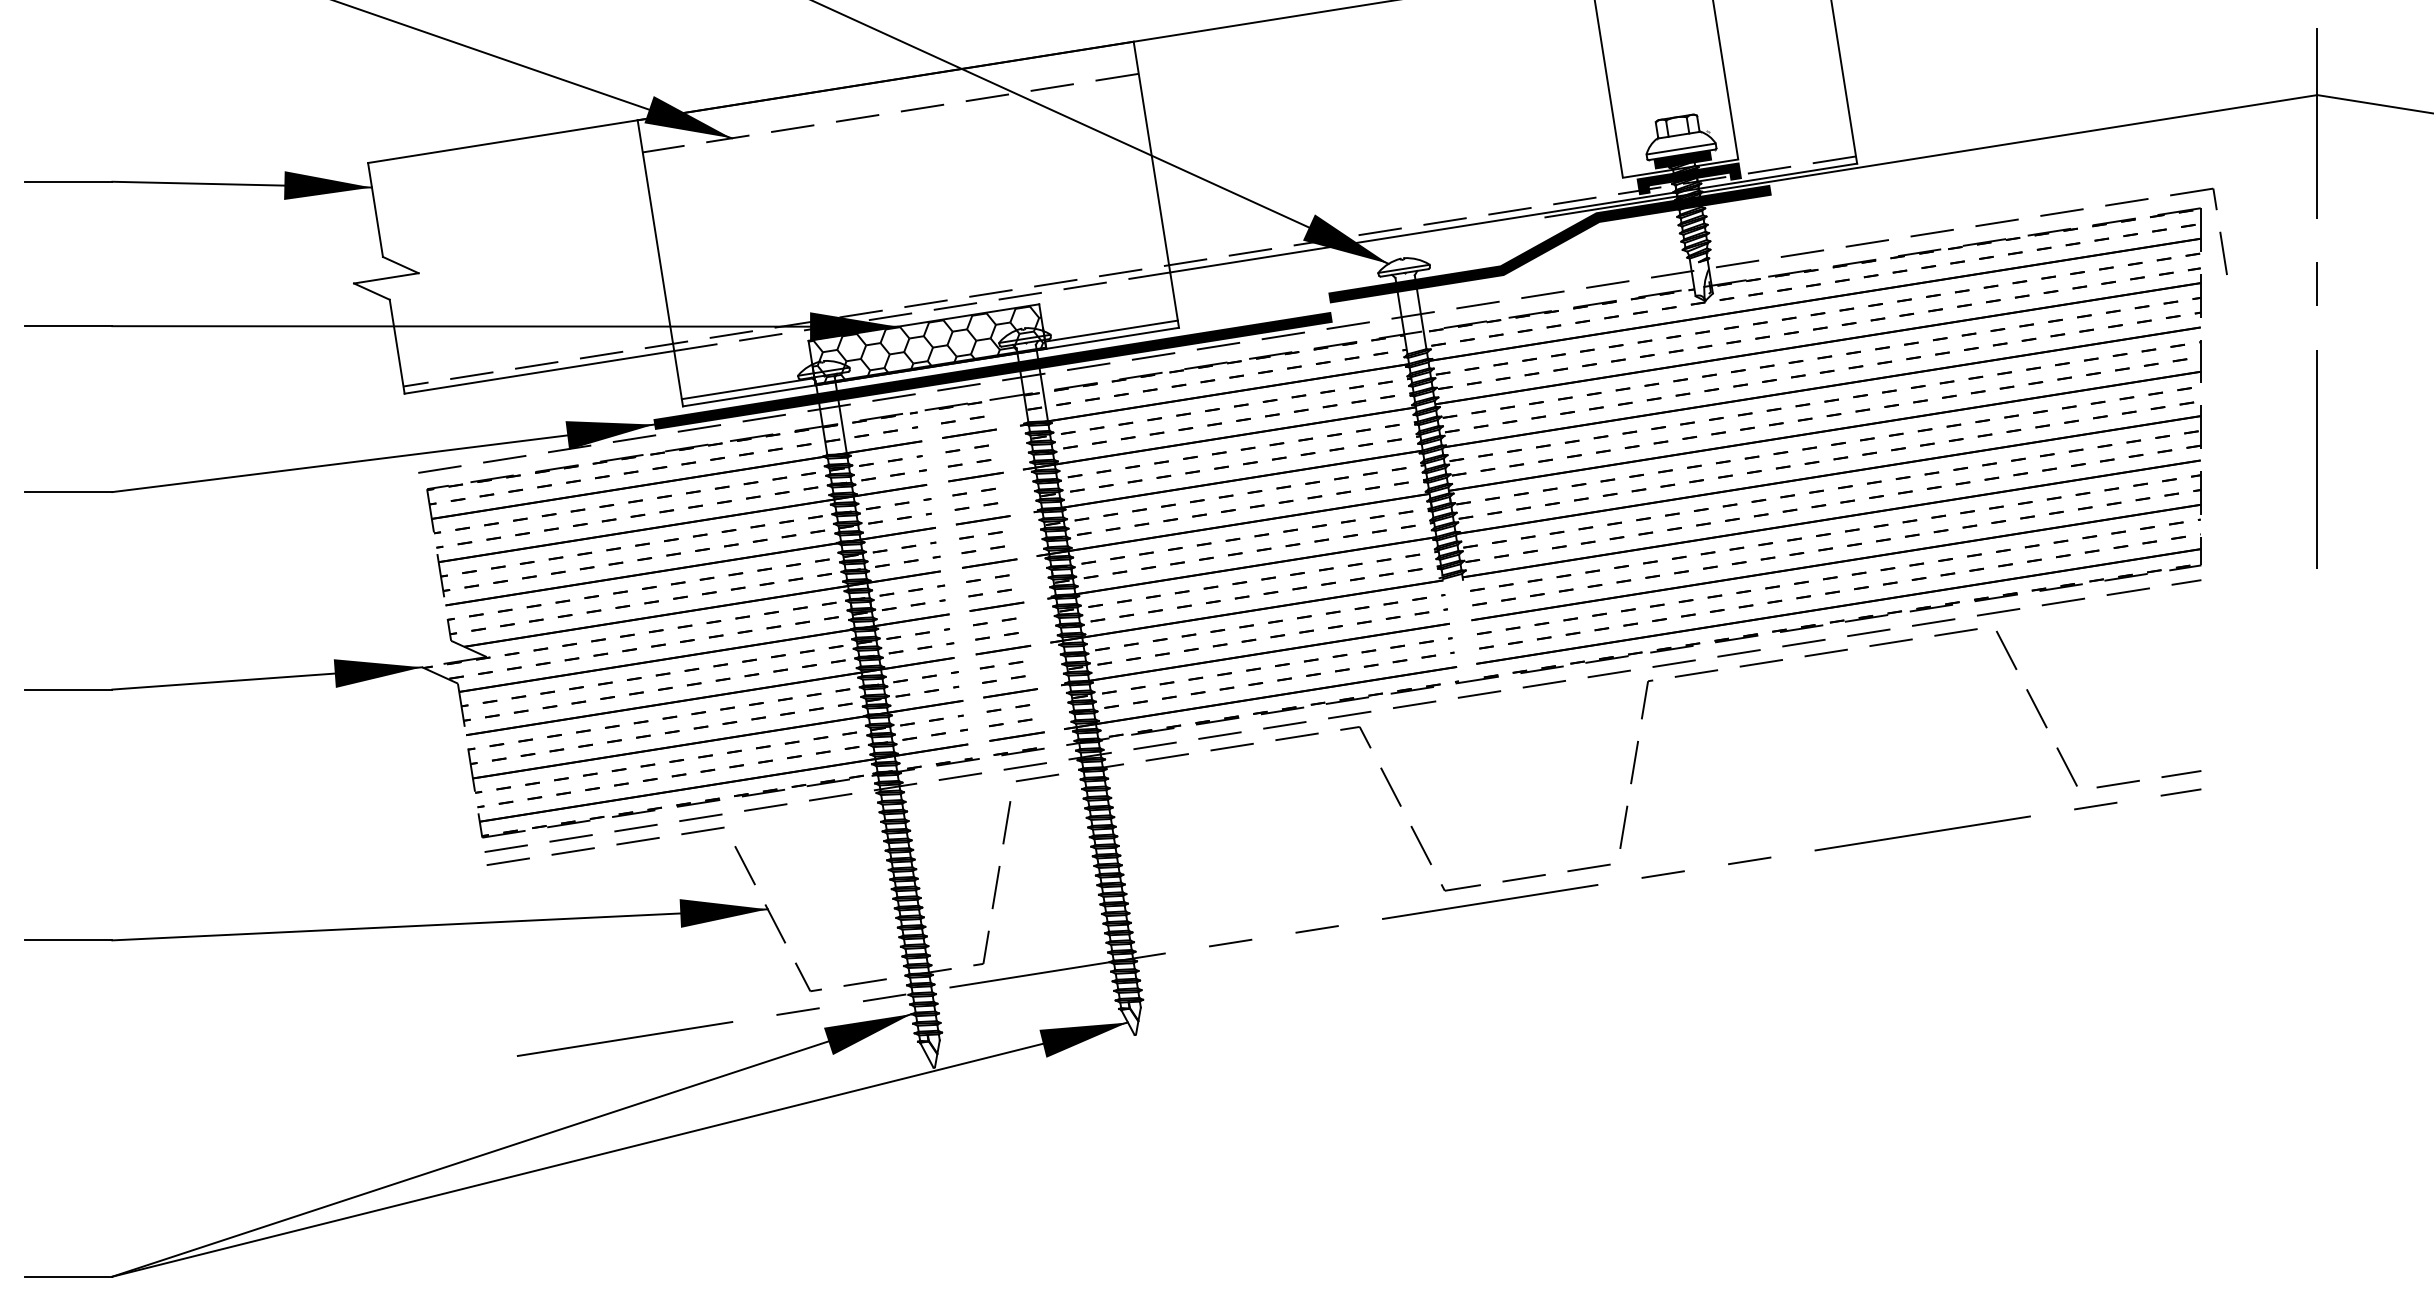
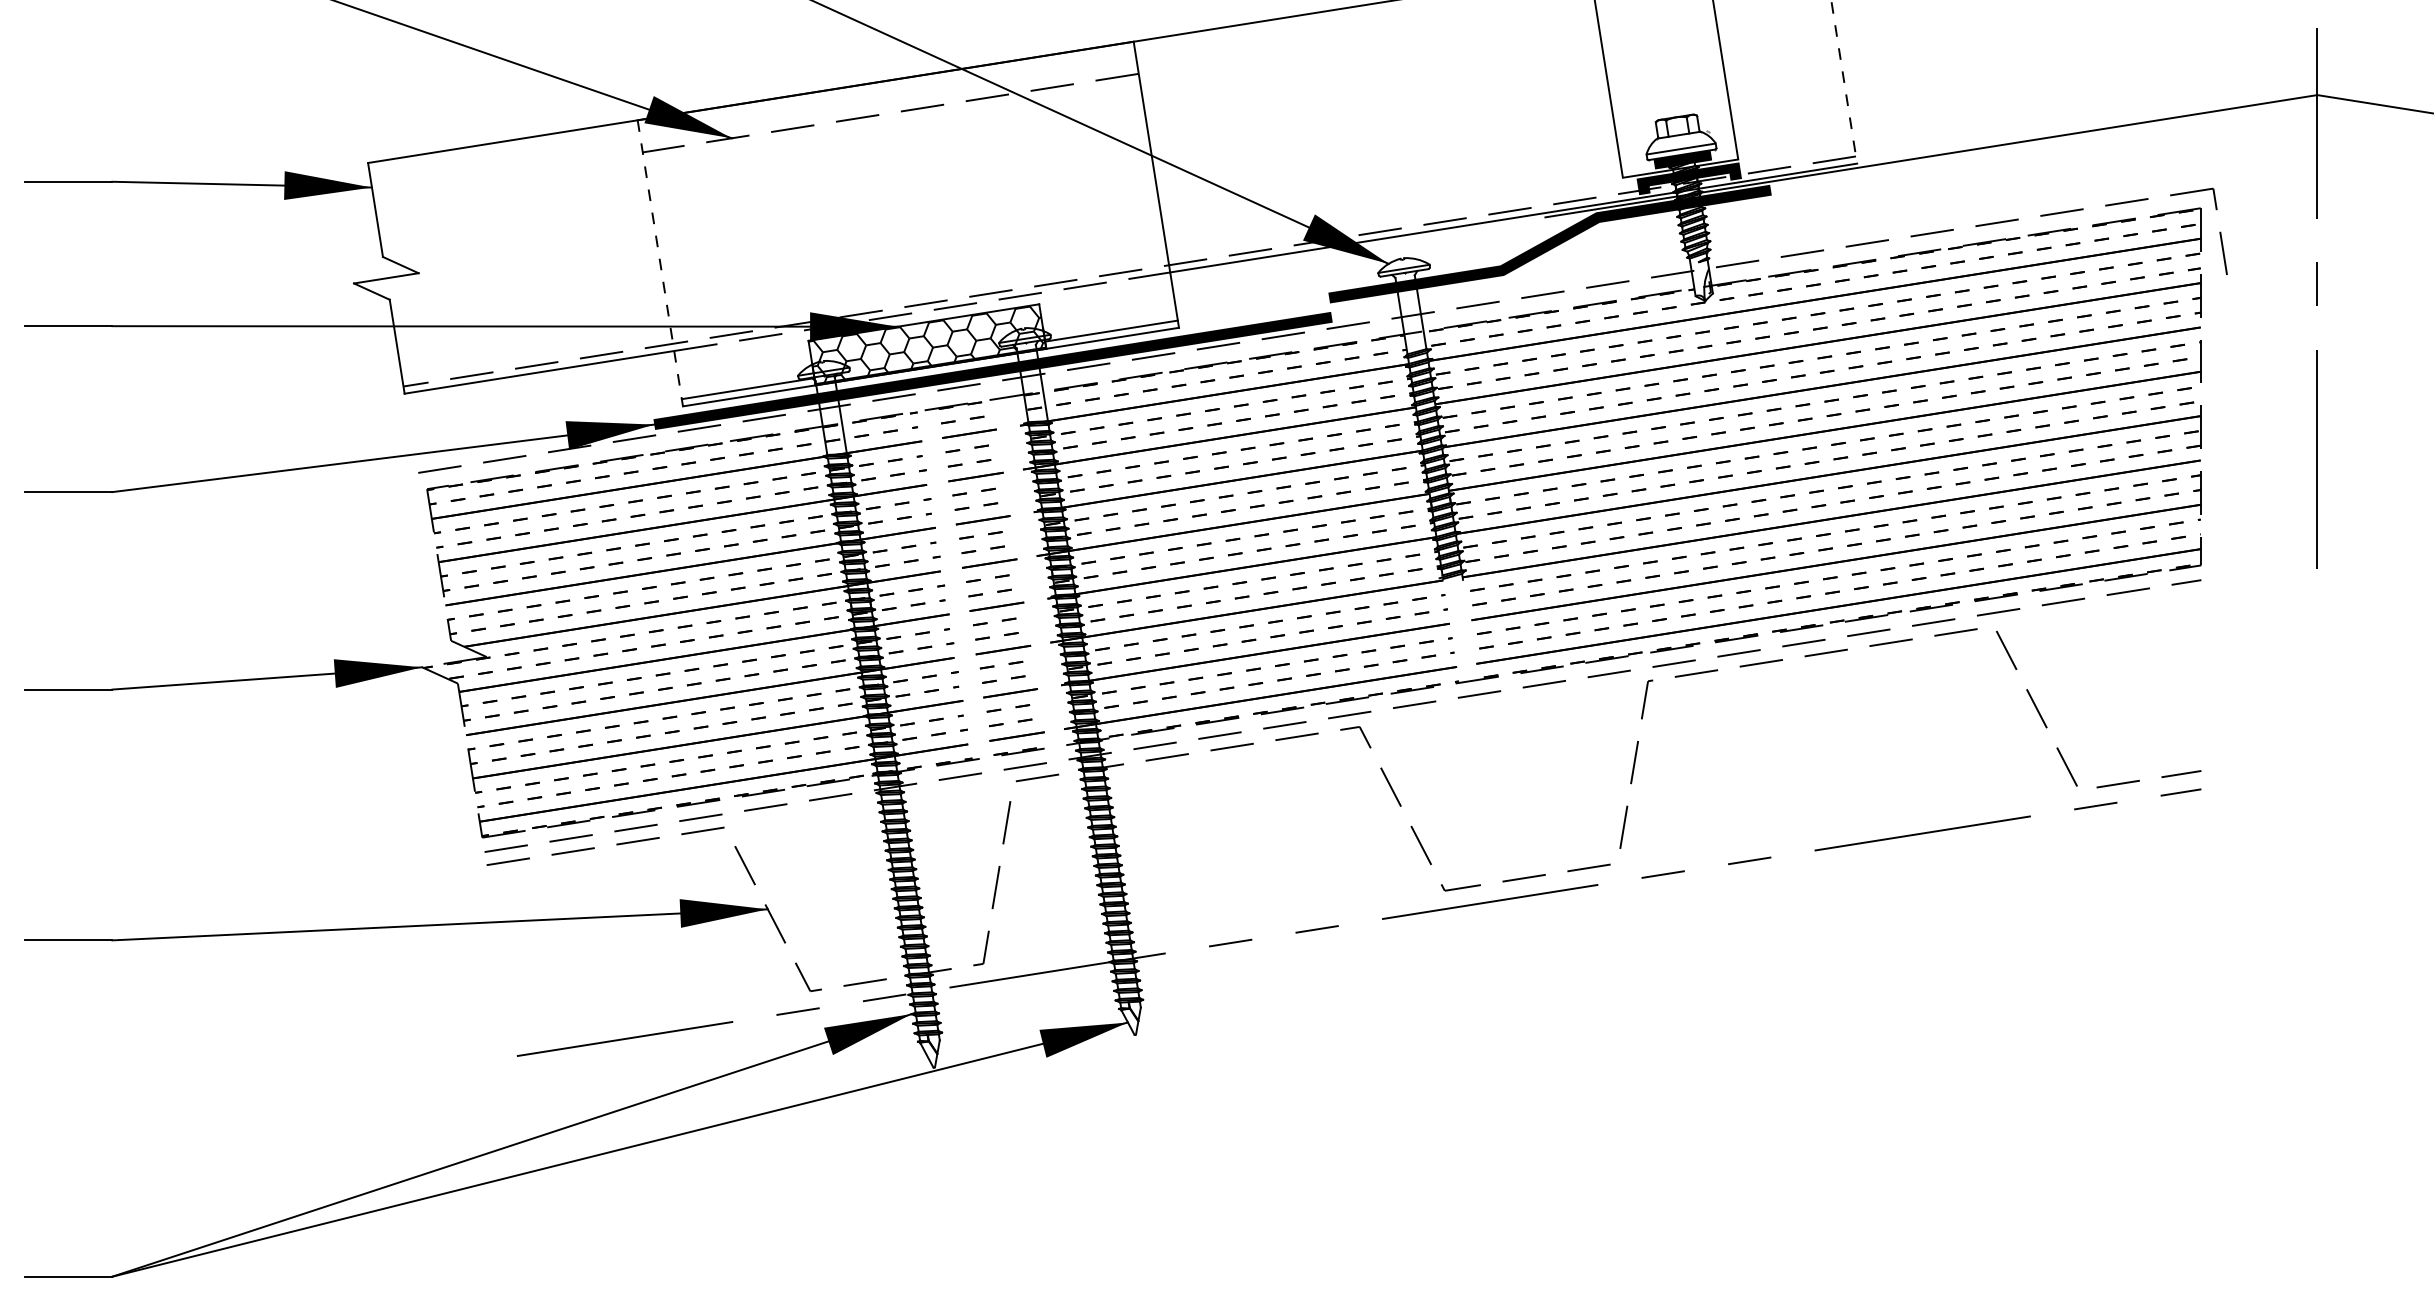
line: solid -> dashed (1844, 81)
line: solid -> dashed (660, 263)
